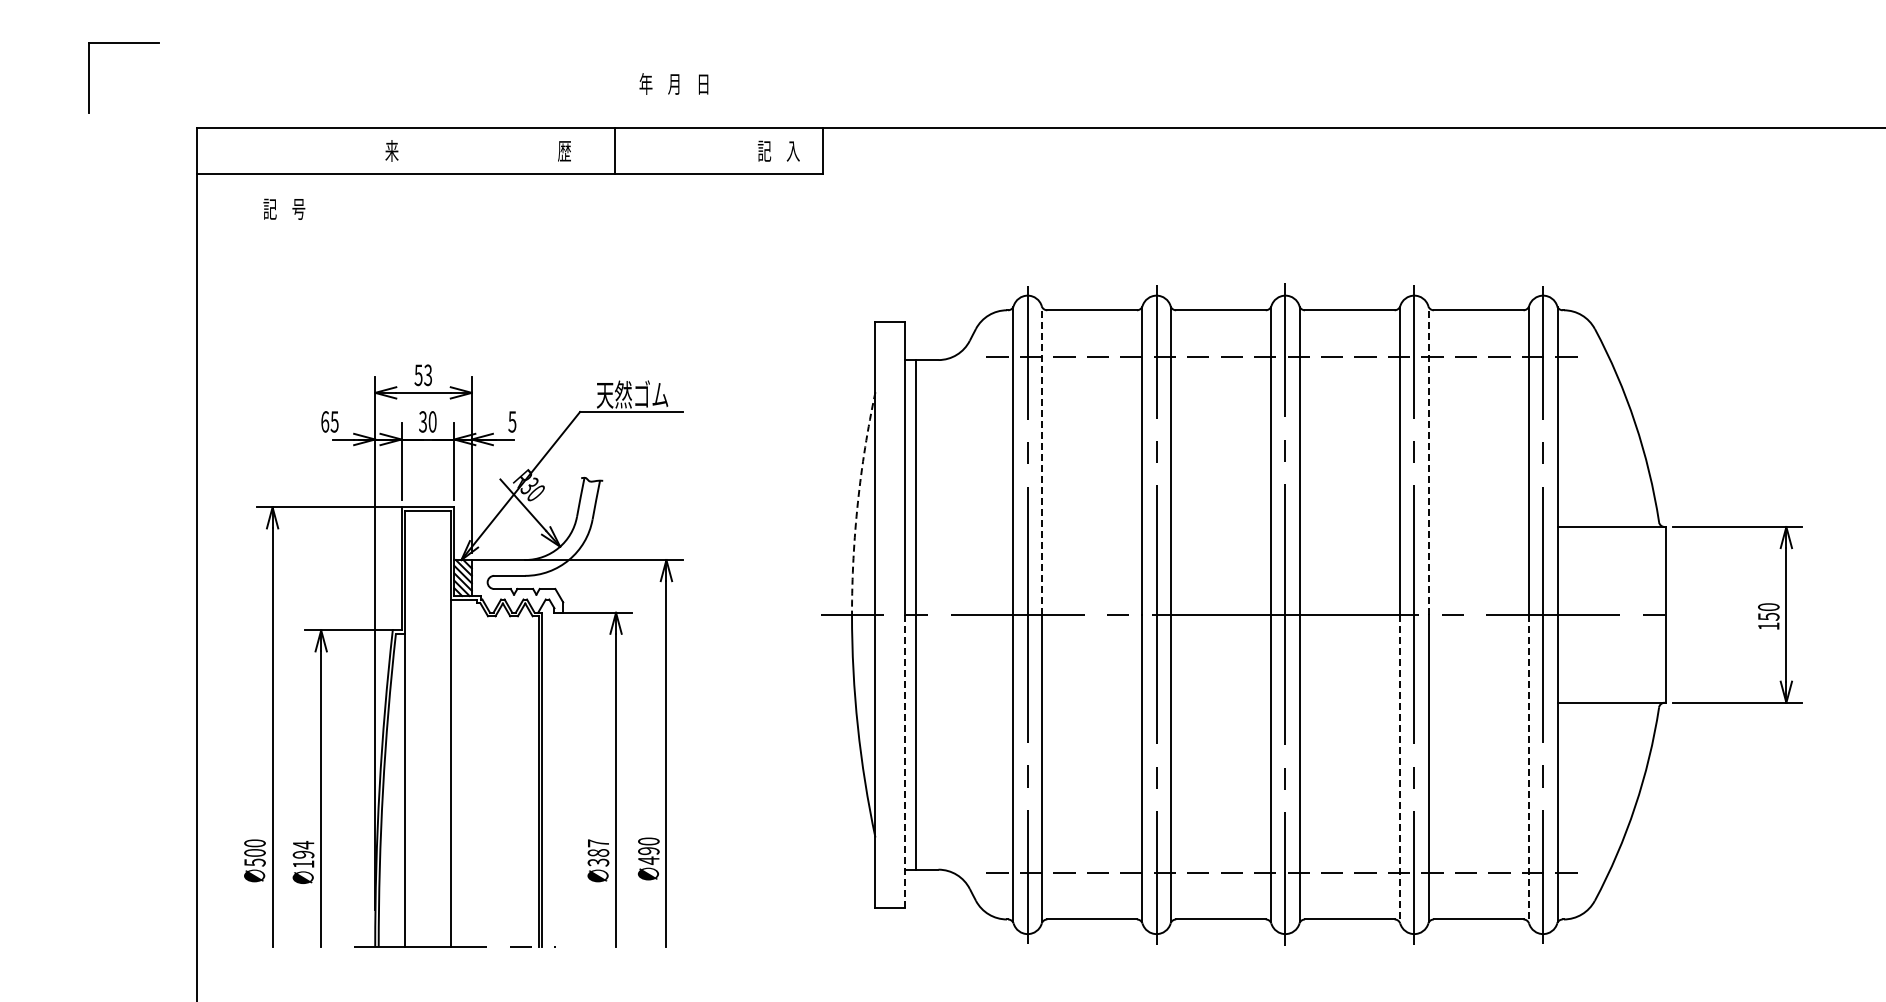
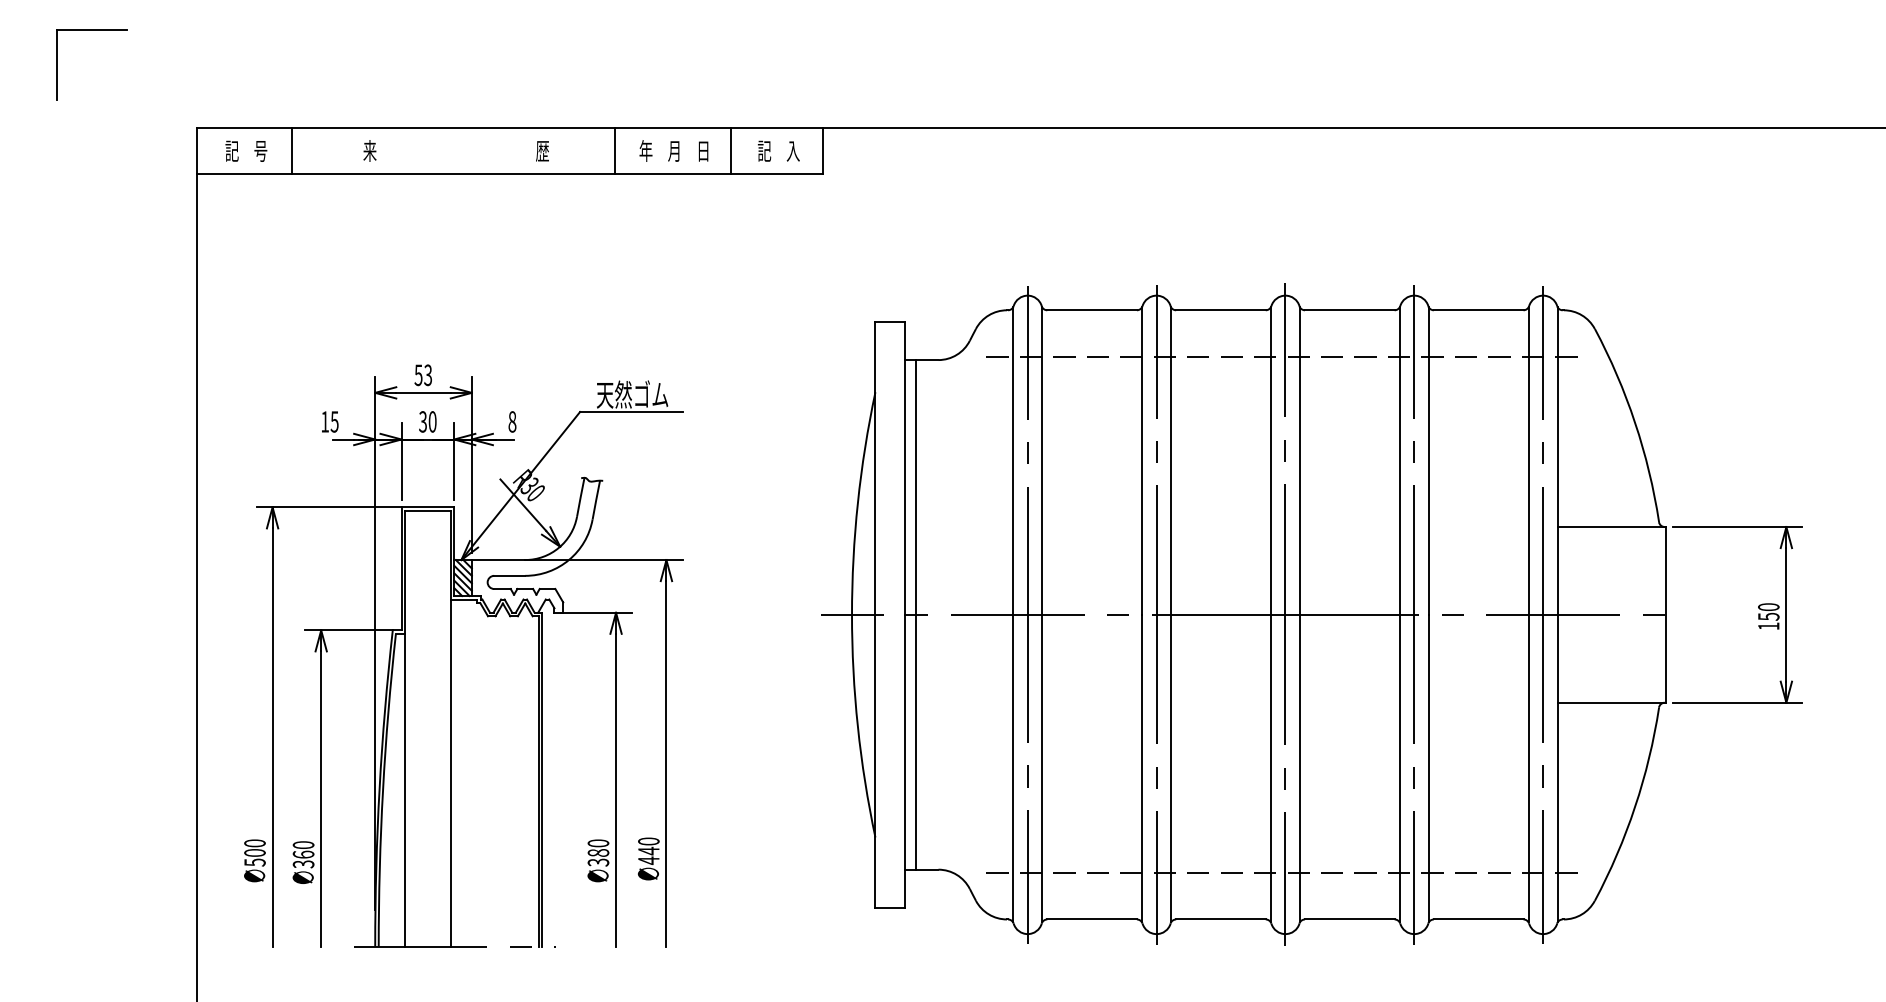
part position: (123, 43) -> (91, 30) (91, 30)
text position: (673, 83) -> (673, 150) (673, 150)
text position: (477, 150) -> (455, 150) (455, 150)
line: none -> present (292, 151)
line: none -> present (731, 151)
text position: (284, 208) -> (246, 150) (246, 150)
text: 65 -> 15 (325, 421)
text: 5 -> 8 (512, 421)
line: dashed -> solid (1042, 461)
line: dashed -> solid (1428, 461)
arc: dashed -> solid (857, 502)
line: dashed -> solid (904, 760)
line: dashed -> solid (1399, 768)
line: dashed -> solid (1528, 768)
text: 387 -> 380 (598, 843)
text: 490 -> 440 (648, 850)
text: 194 -> 360 (303, 854)
